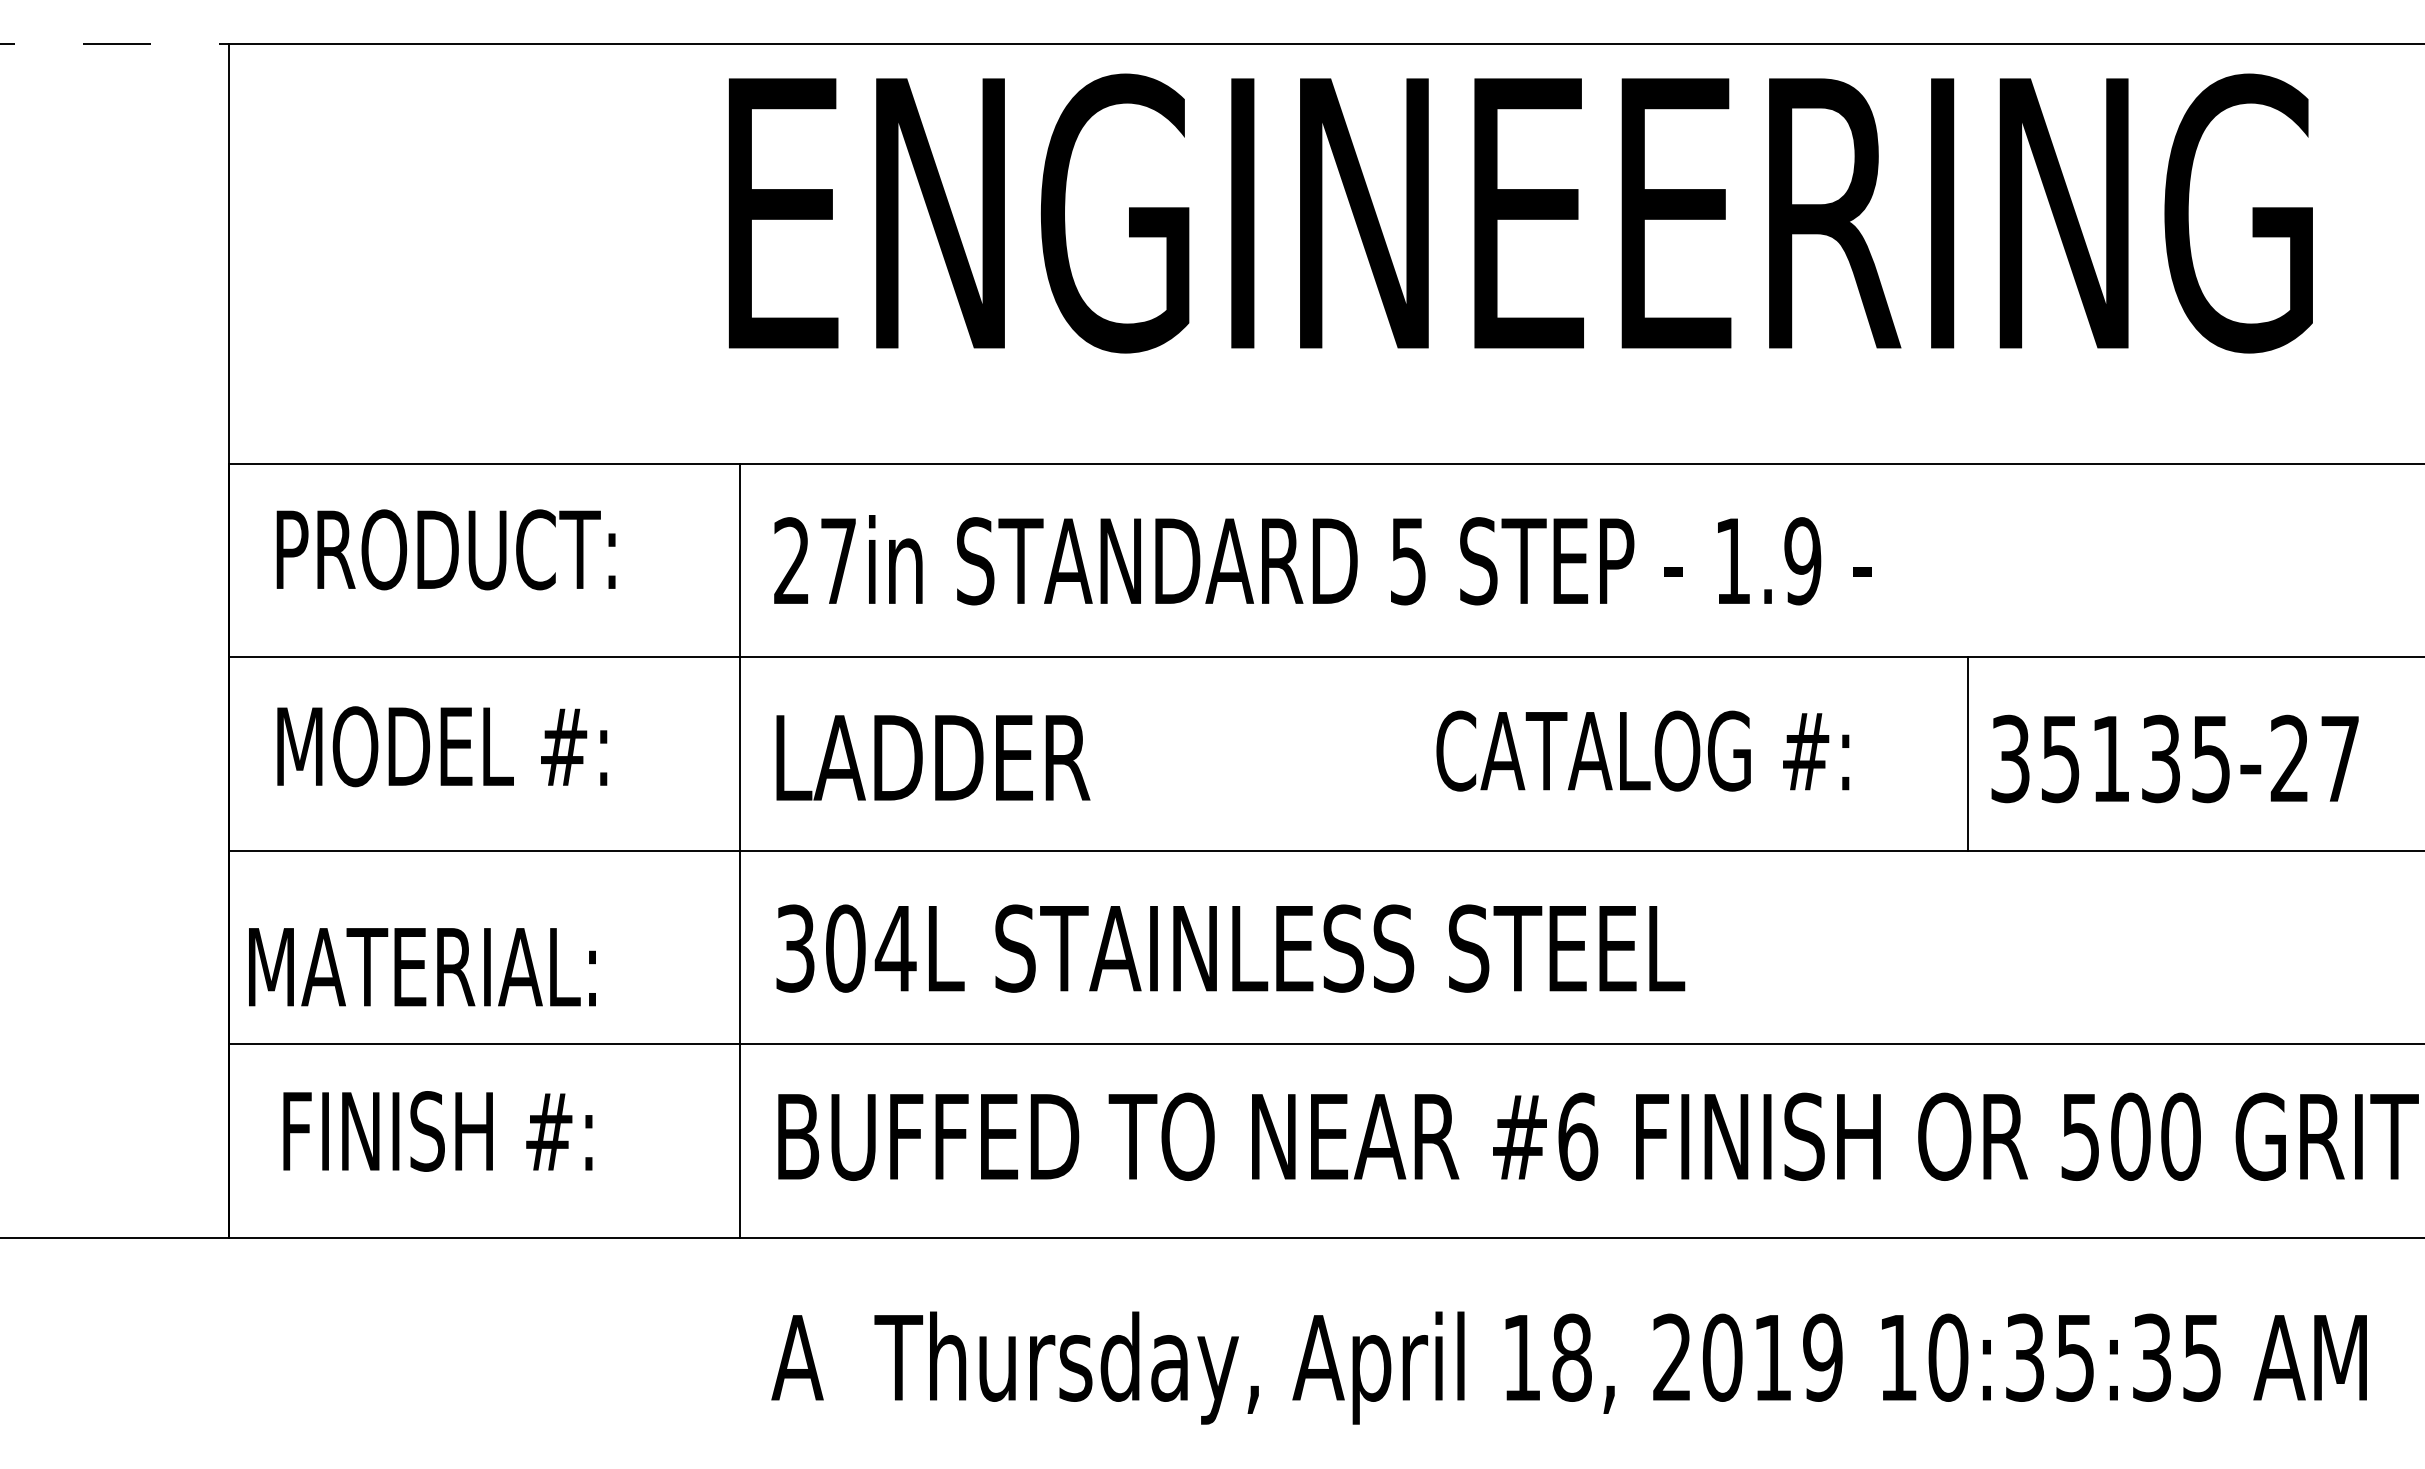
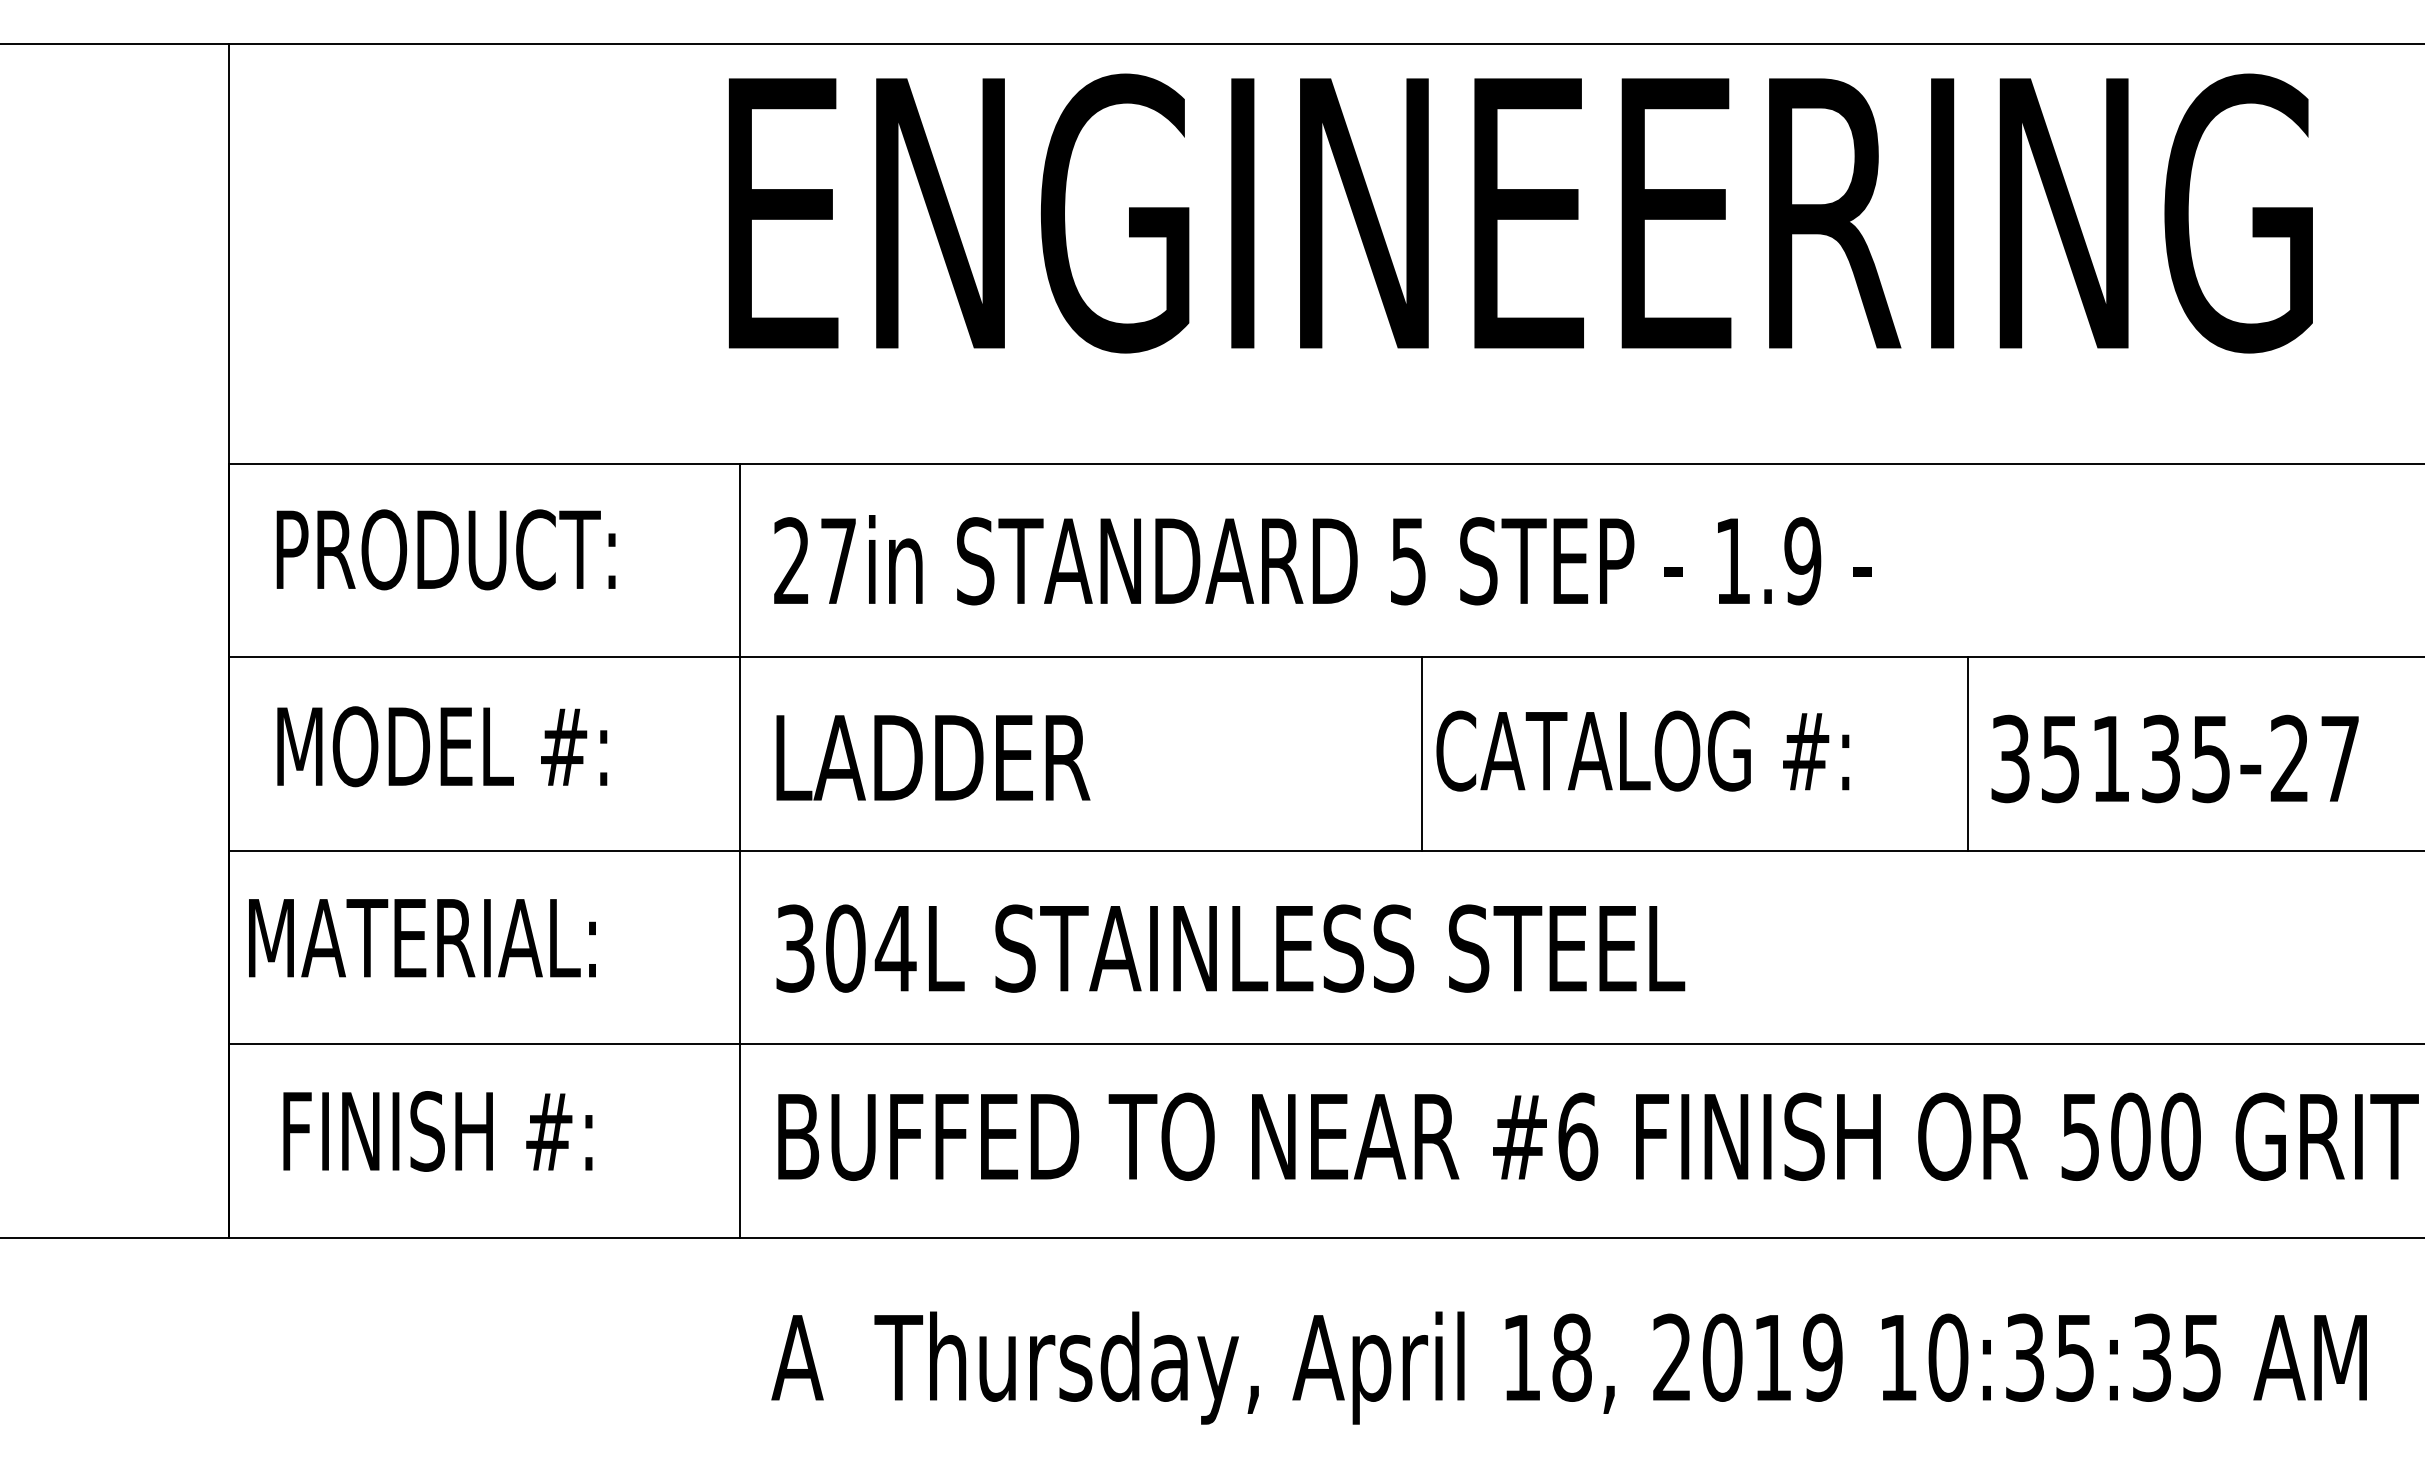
line: dashed -> solid (114, 44)
line: none -> present (1422, 753)
text position: (422, 967) -> (422, 938) (422, 938)
